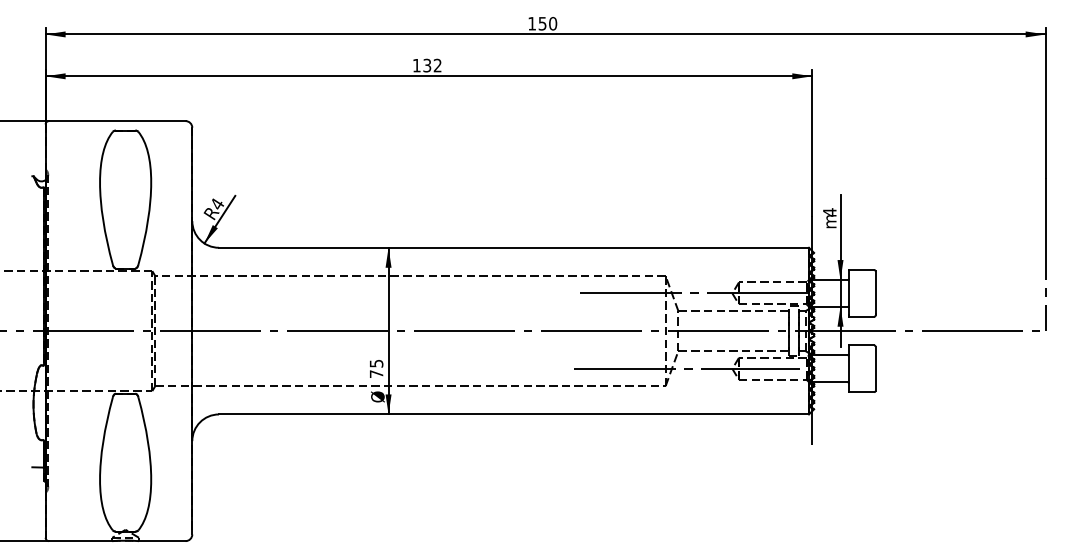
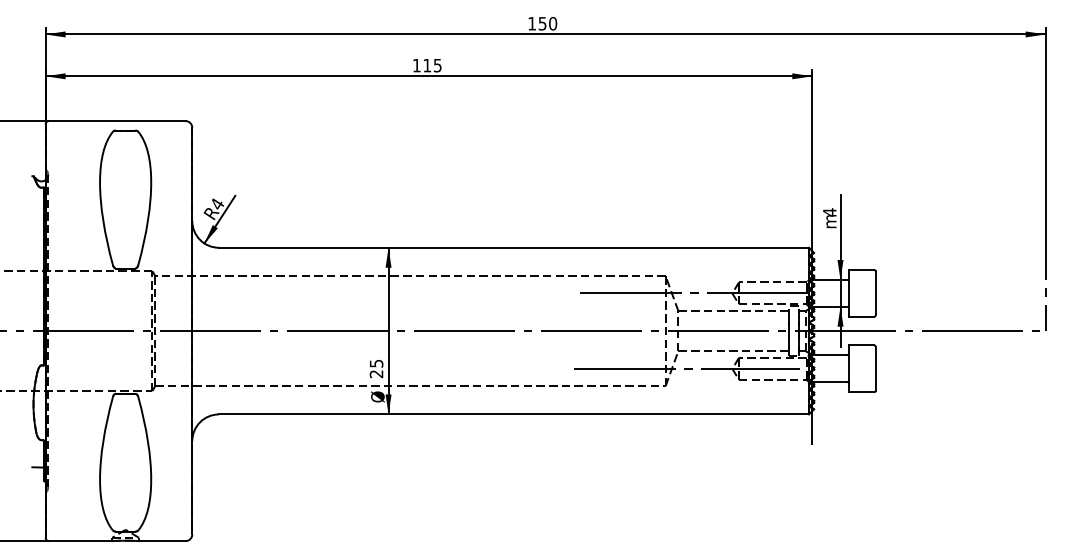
text: 132 -> 115 (432, 65)
text: 75 -> 25 (376, 374)
